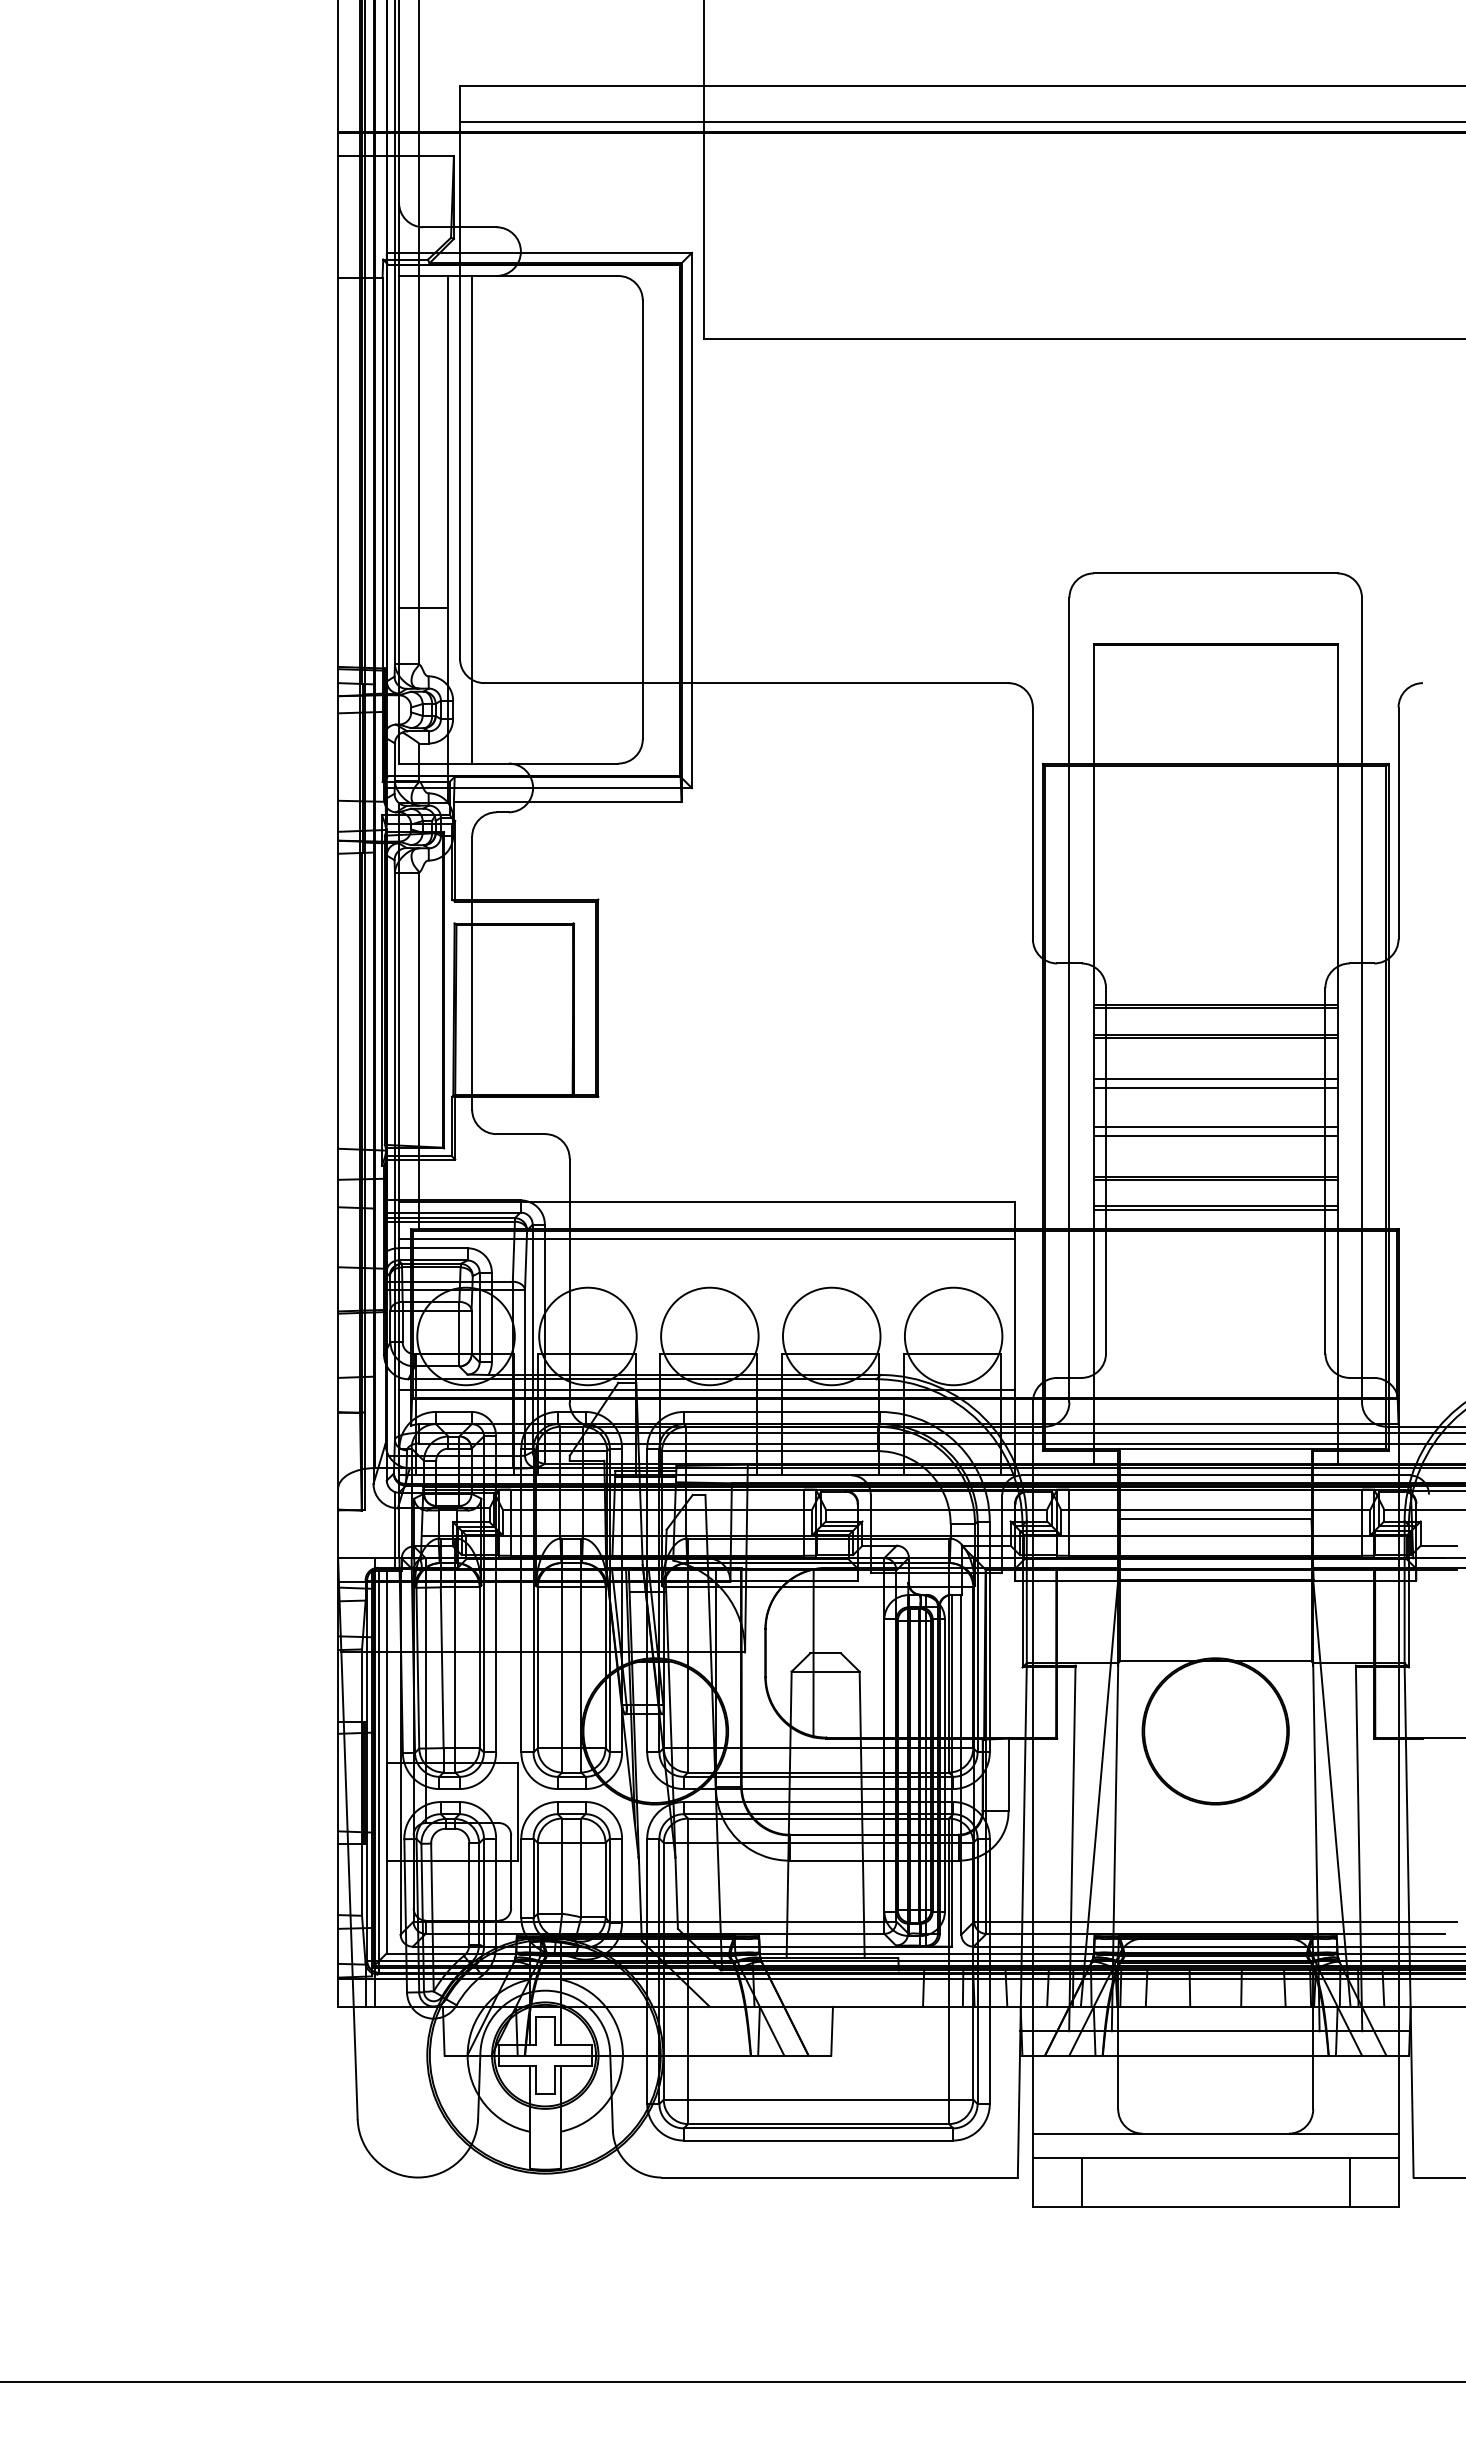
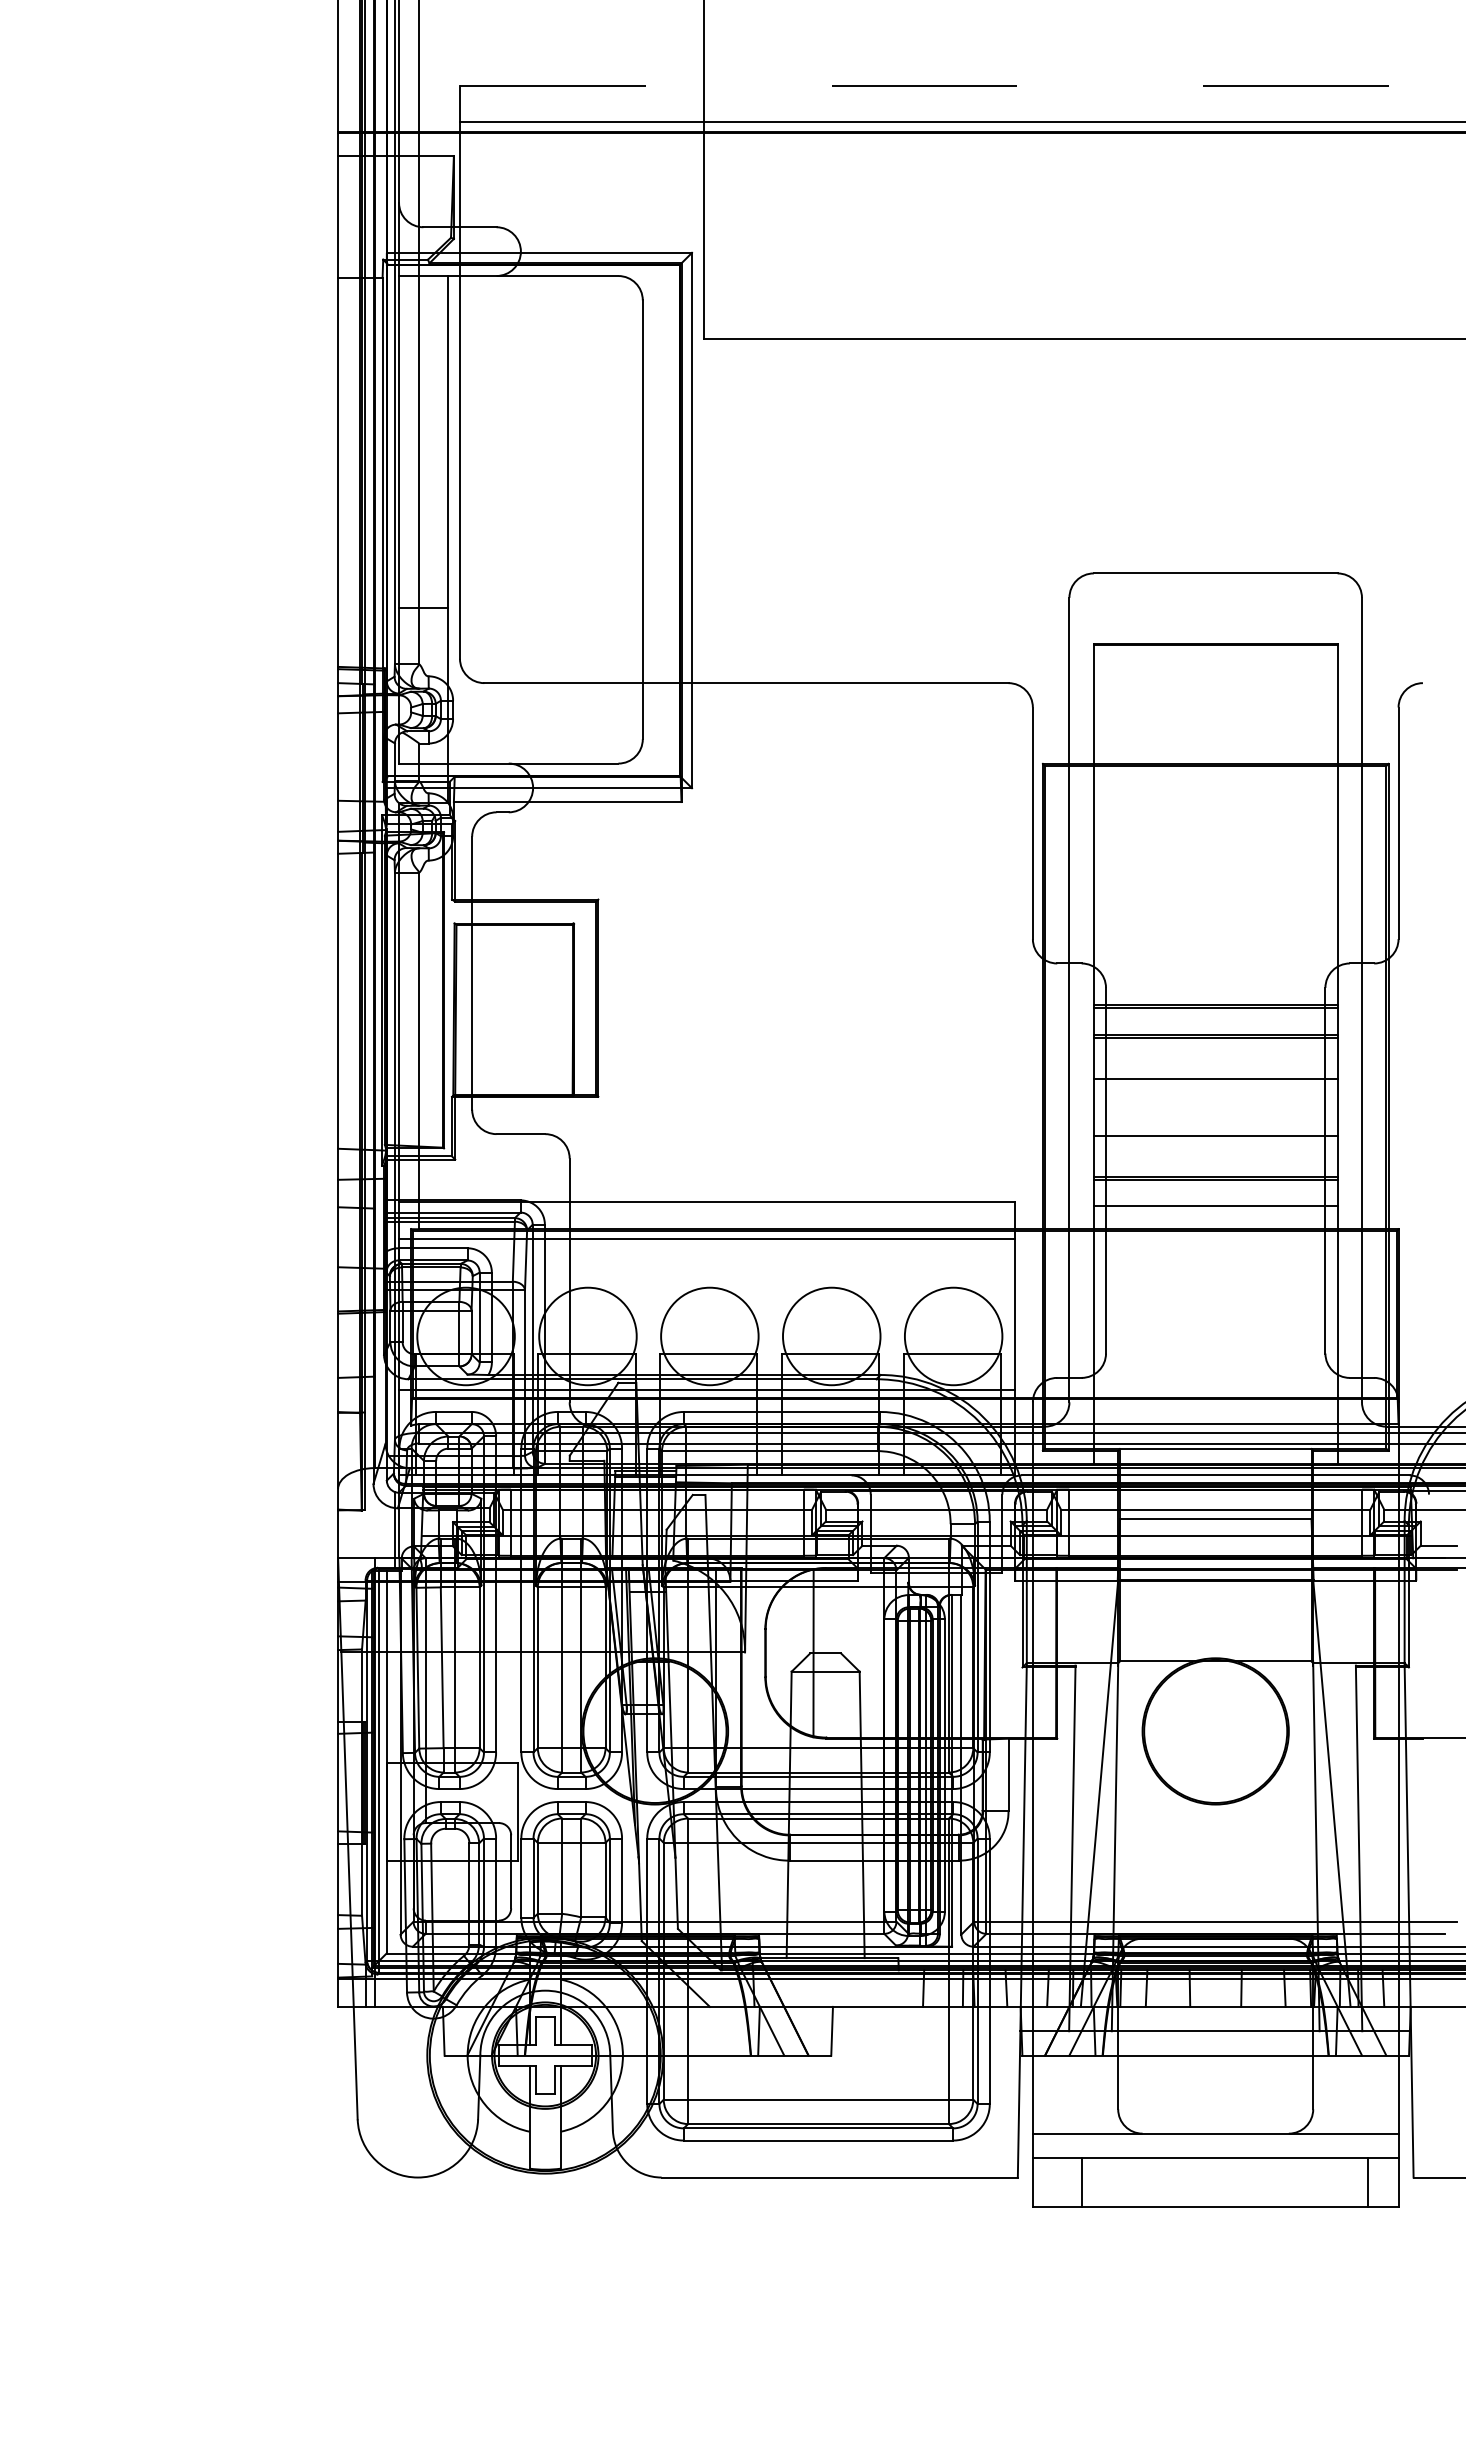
line: solid -> dashed (962, 85)
line: present -> none (472, 519)
line: present -> none (1215, 1088)
line: present -> none (1215, 1126)
line: present -> none (1215, 1209)
line position: (1349, 2182) -> (1367, 2182) (1367, 2182)
line: present -> none (732, 2382)
